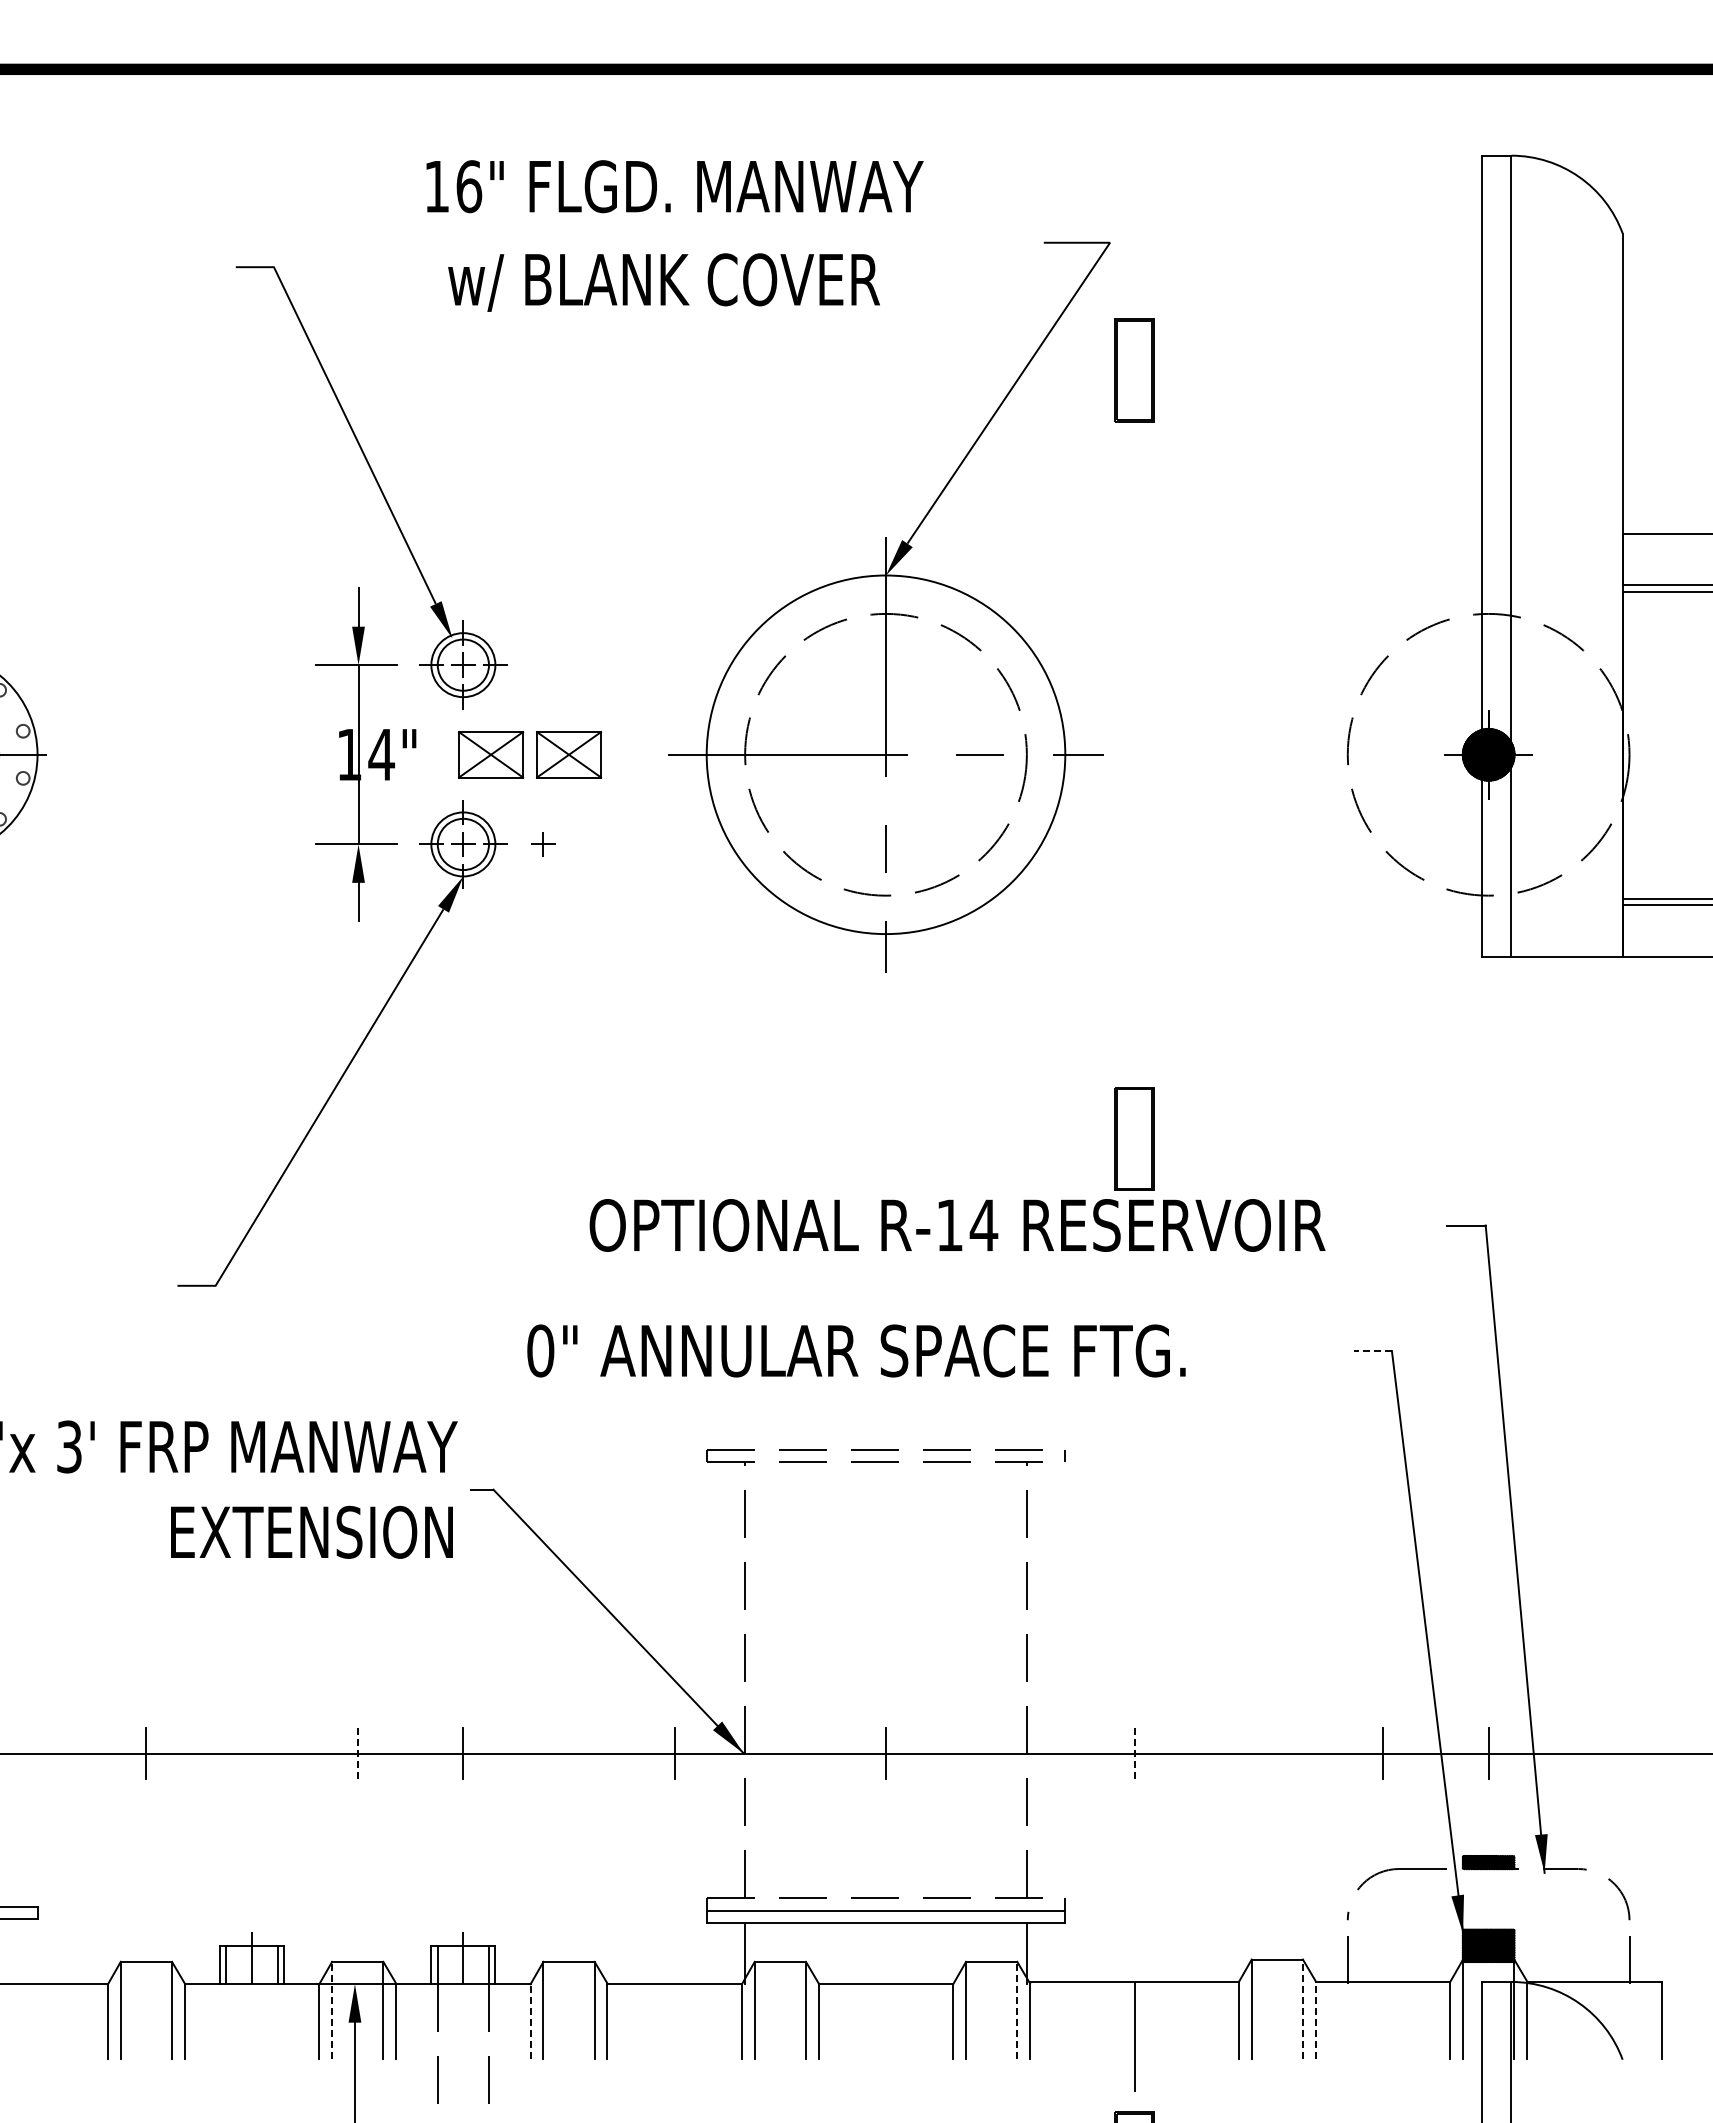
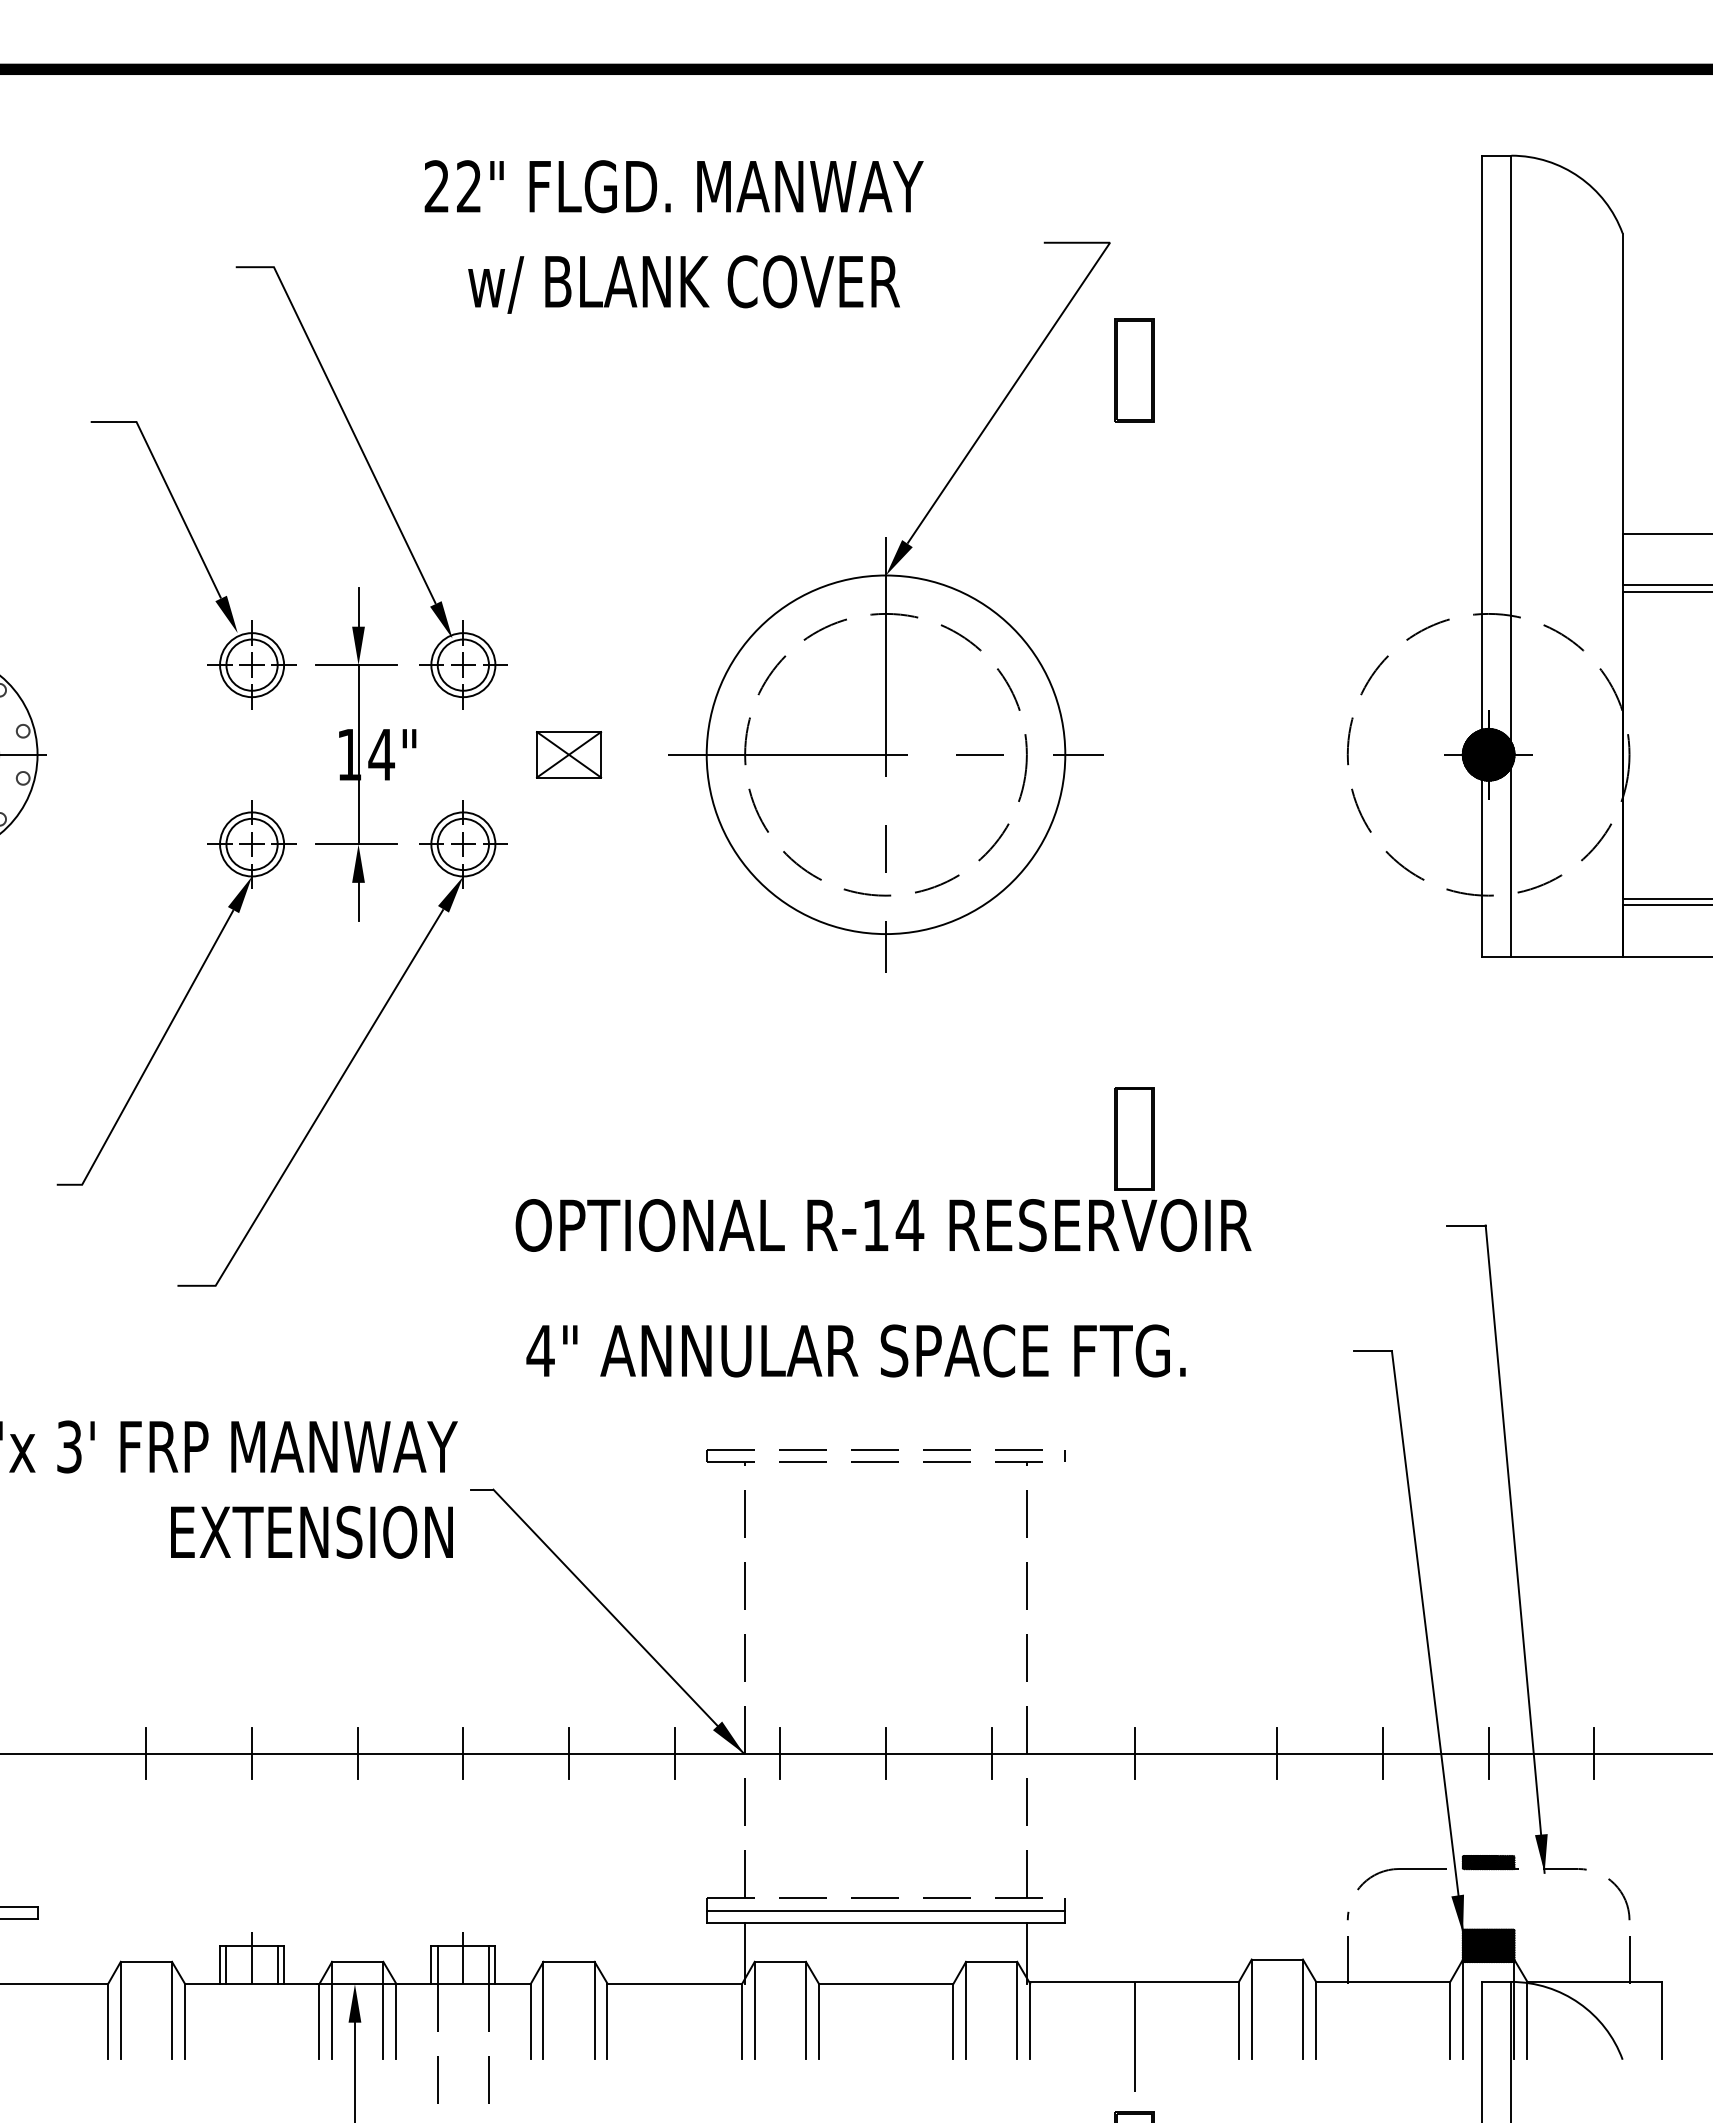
text: 16" -> 22" (453, 186)
text position: (663, 282) -> (683, 284) (683, 284)
part: none -> present (201, 560)
part: present -> none (491, 754)
part: present -> none (543, 844)
part: none -> present (184, 996)
text position: (957, 1225) -> (883, 1225) (883, 1225)
text: 0" -> 4" (540, 1350)
line: dashed -> solid (1372, 1351)
line: none -> present (252, 1753)
line: dashed -> solid (357, 1753)
line: none -> present (569, 1753)
line: none -> present (780, 1753)
line: none -> present (991, 1753)
line: dashed -> solid (1134, 1753)
line: none -> present (1277, 1753)
line: none -> present (1594, 1753)
line: dashed -> solid (332, 2009)
line: dashed -> solid (1017, 2009)
line: dashed -> solid (1302, 2009)
line: dashed -> solid (1315, 2019)
line: dashed -> solid (530, 2021)
